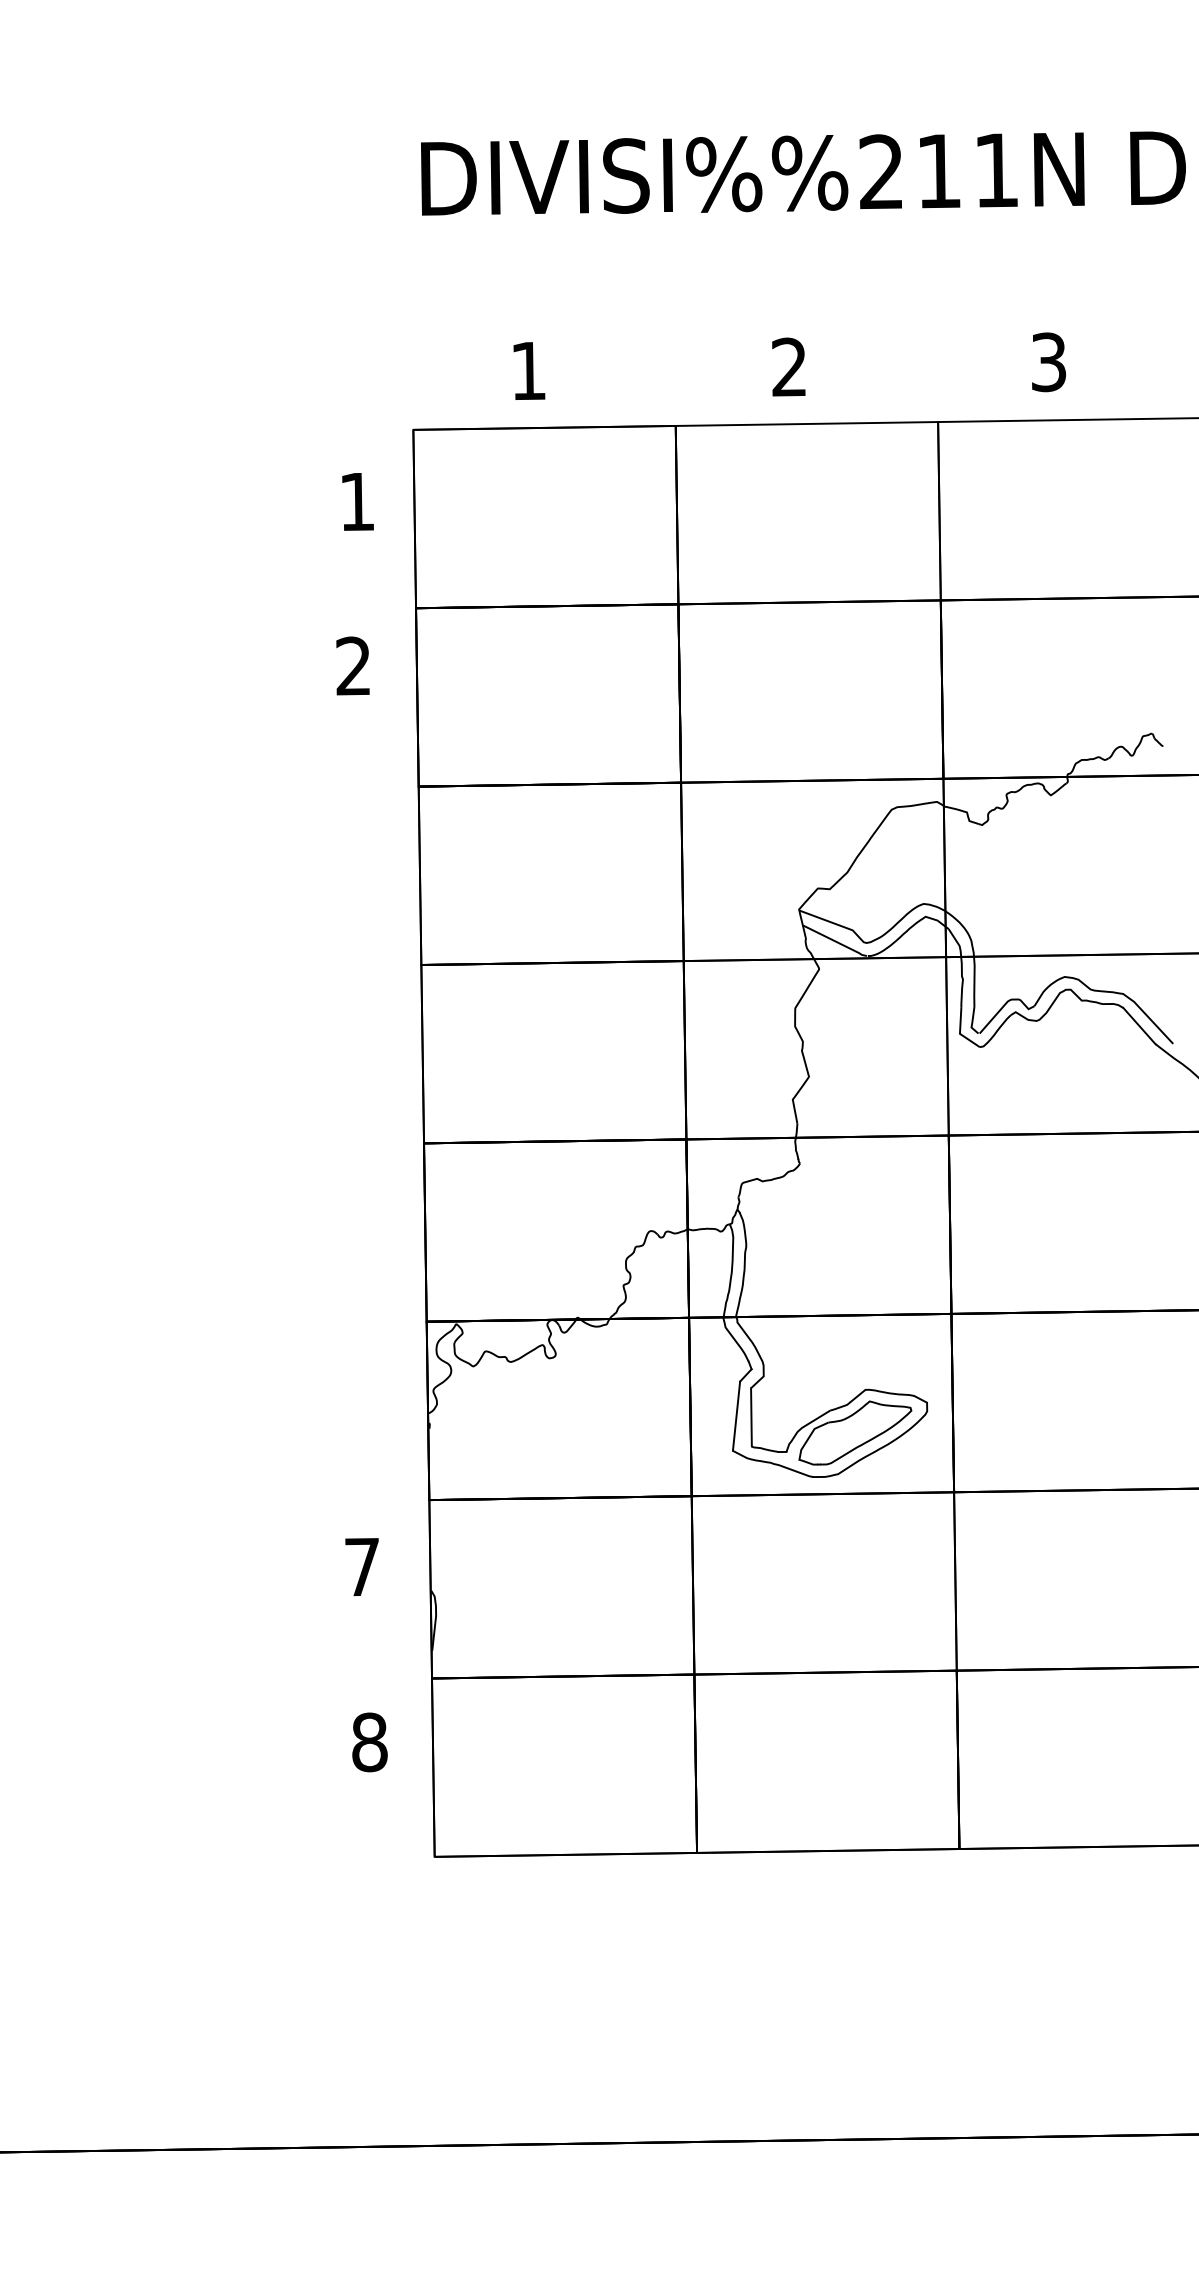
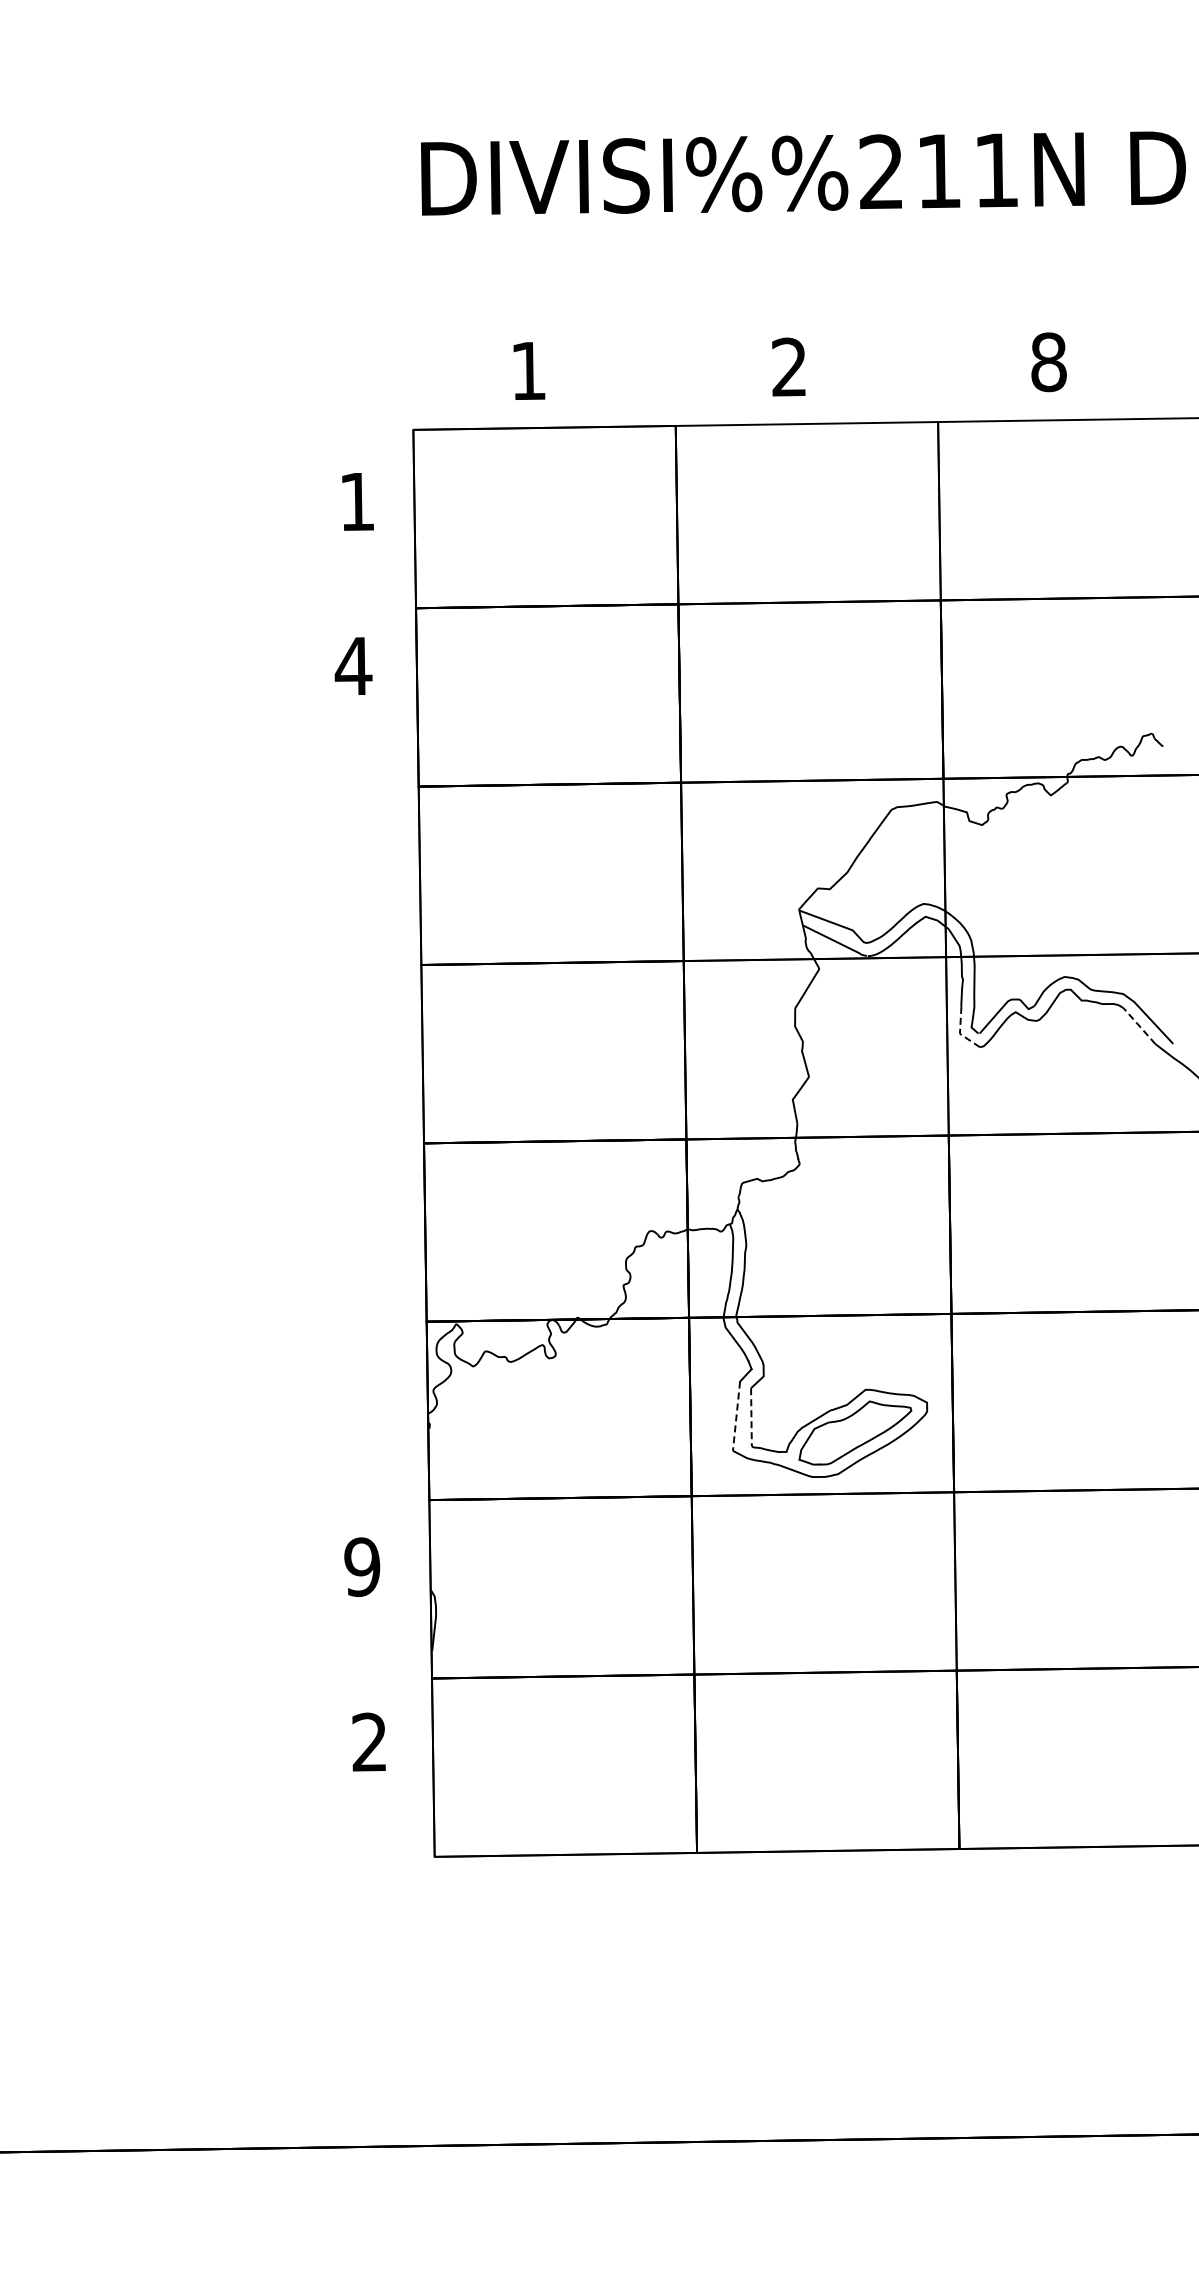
text: 3 -> 8 (1048, 362)
text: 2 -> 4 (353, 665)
line: solid -> dashed (1139, 1025)
line: solid -> dashed (960, 1032)
line: solid -> dashed (736, 1416)
line: solid -> dashed (751, 1417)
text: 7 -> 9 (362, 1567)
text: 8 -> 2 (369, 1742)
